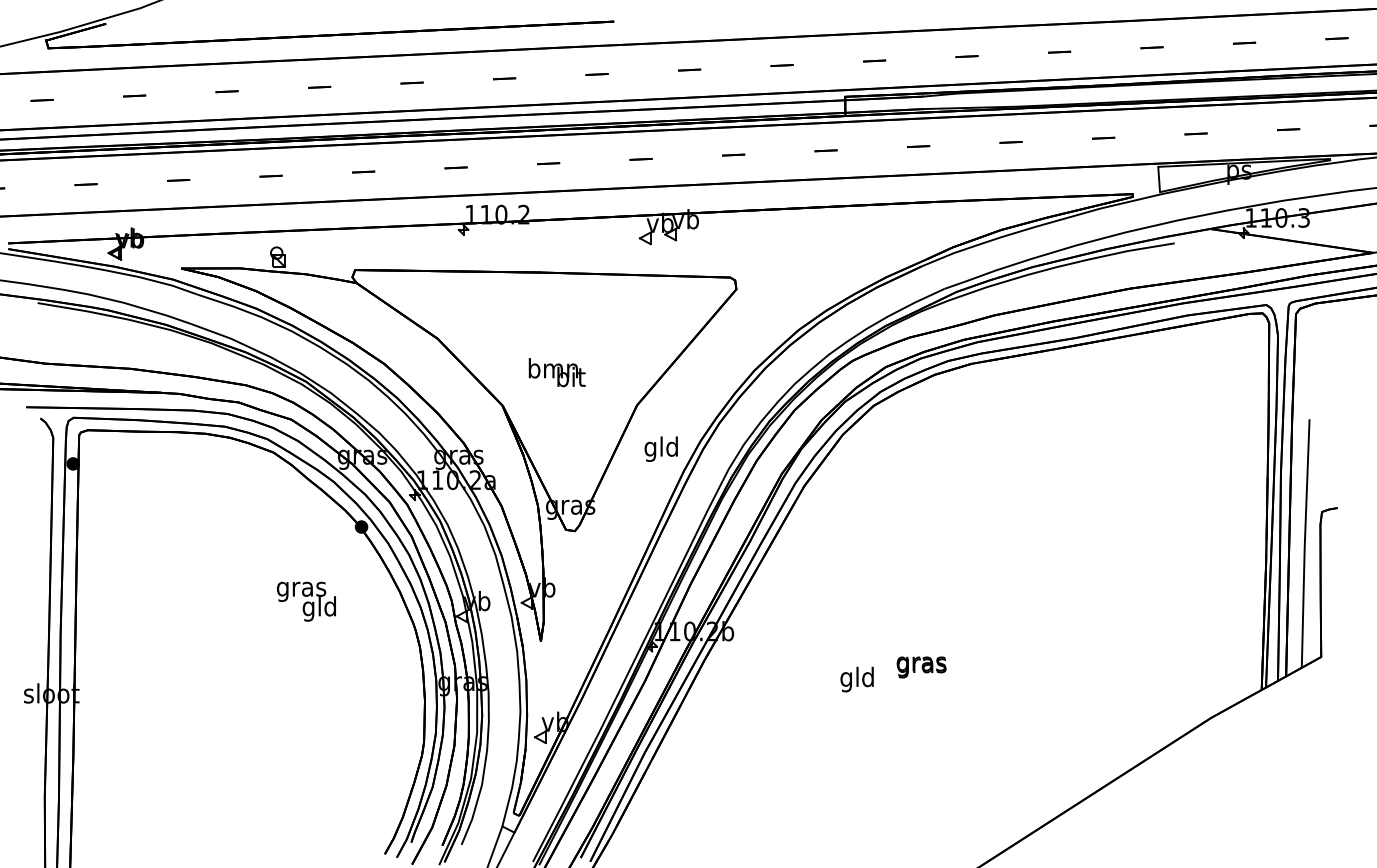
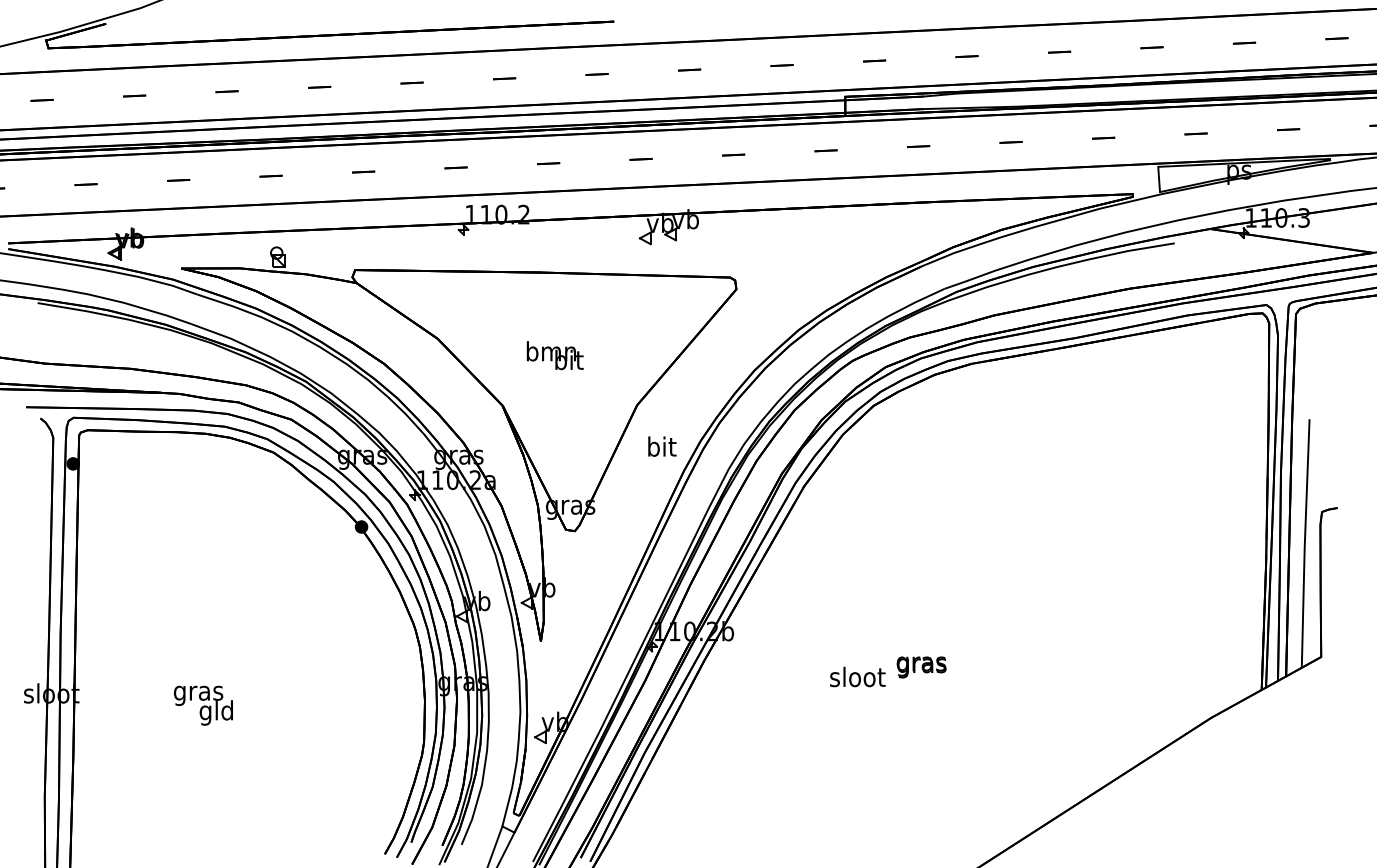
text position: (556, 372) -> (554, 355) (554, 355)
text: gld -> bit (660, 448)
text position: (306, 601) -> (203, 705) (203, 705)
text: gld -> sloot (857, 679)
